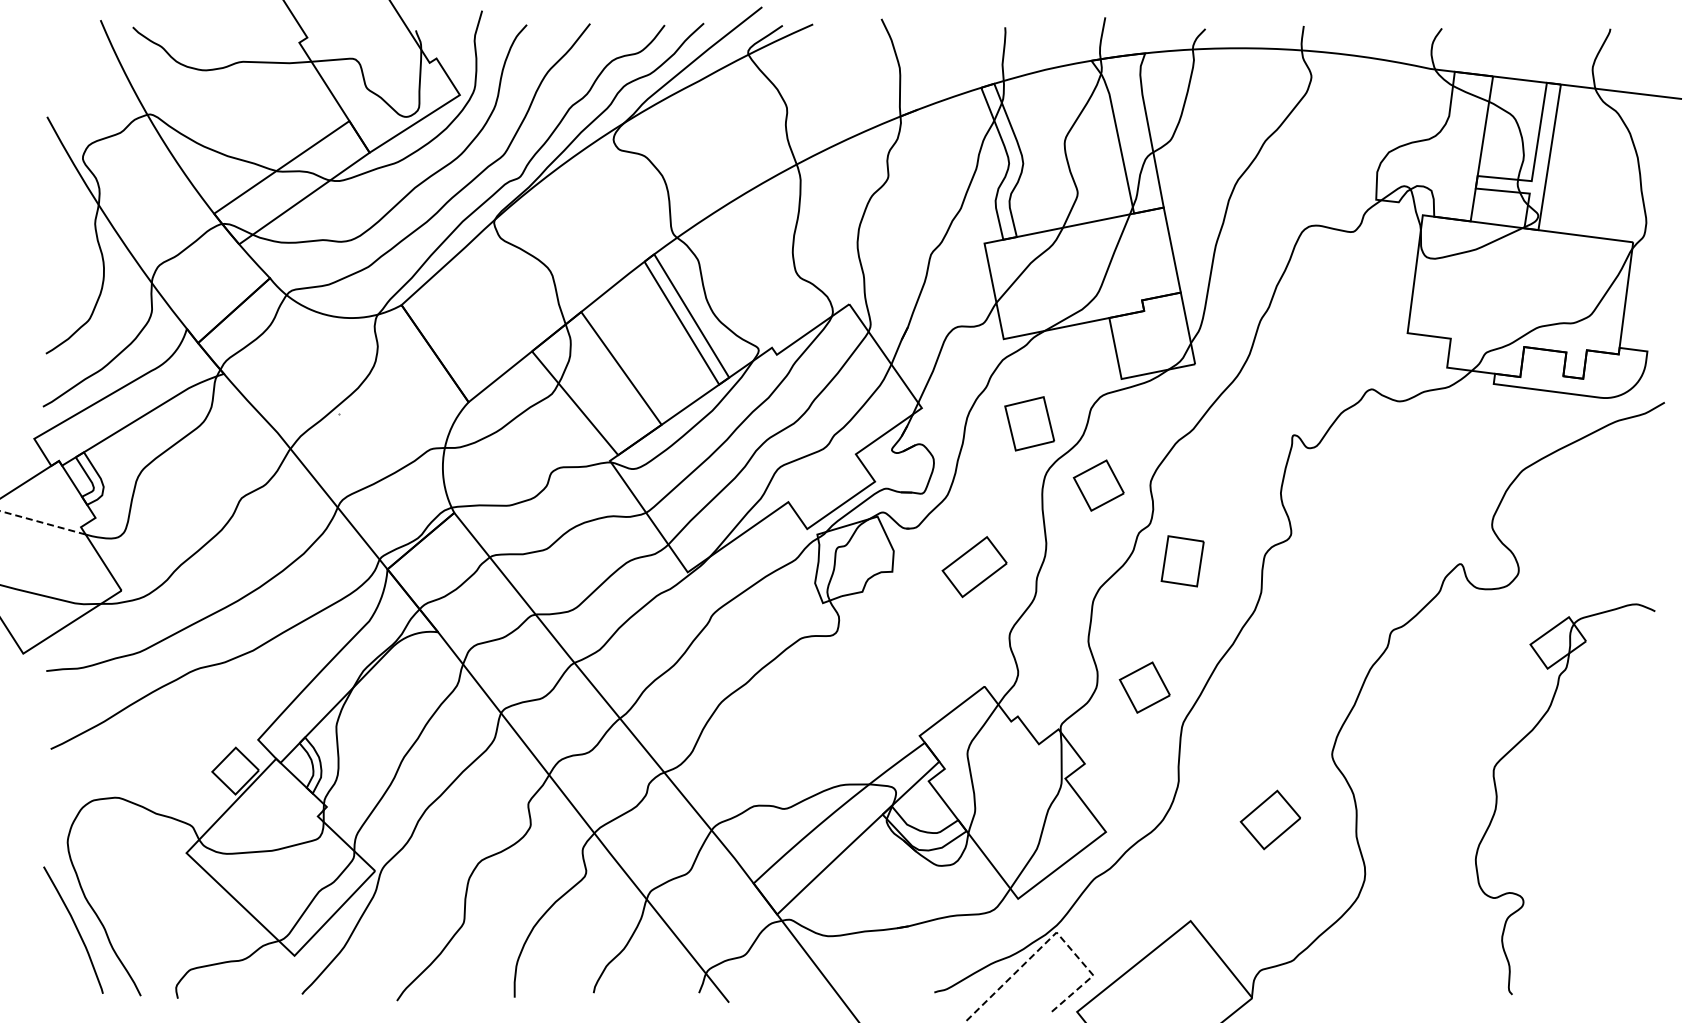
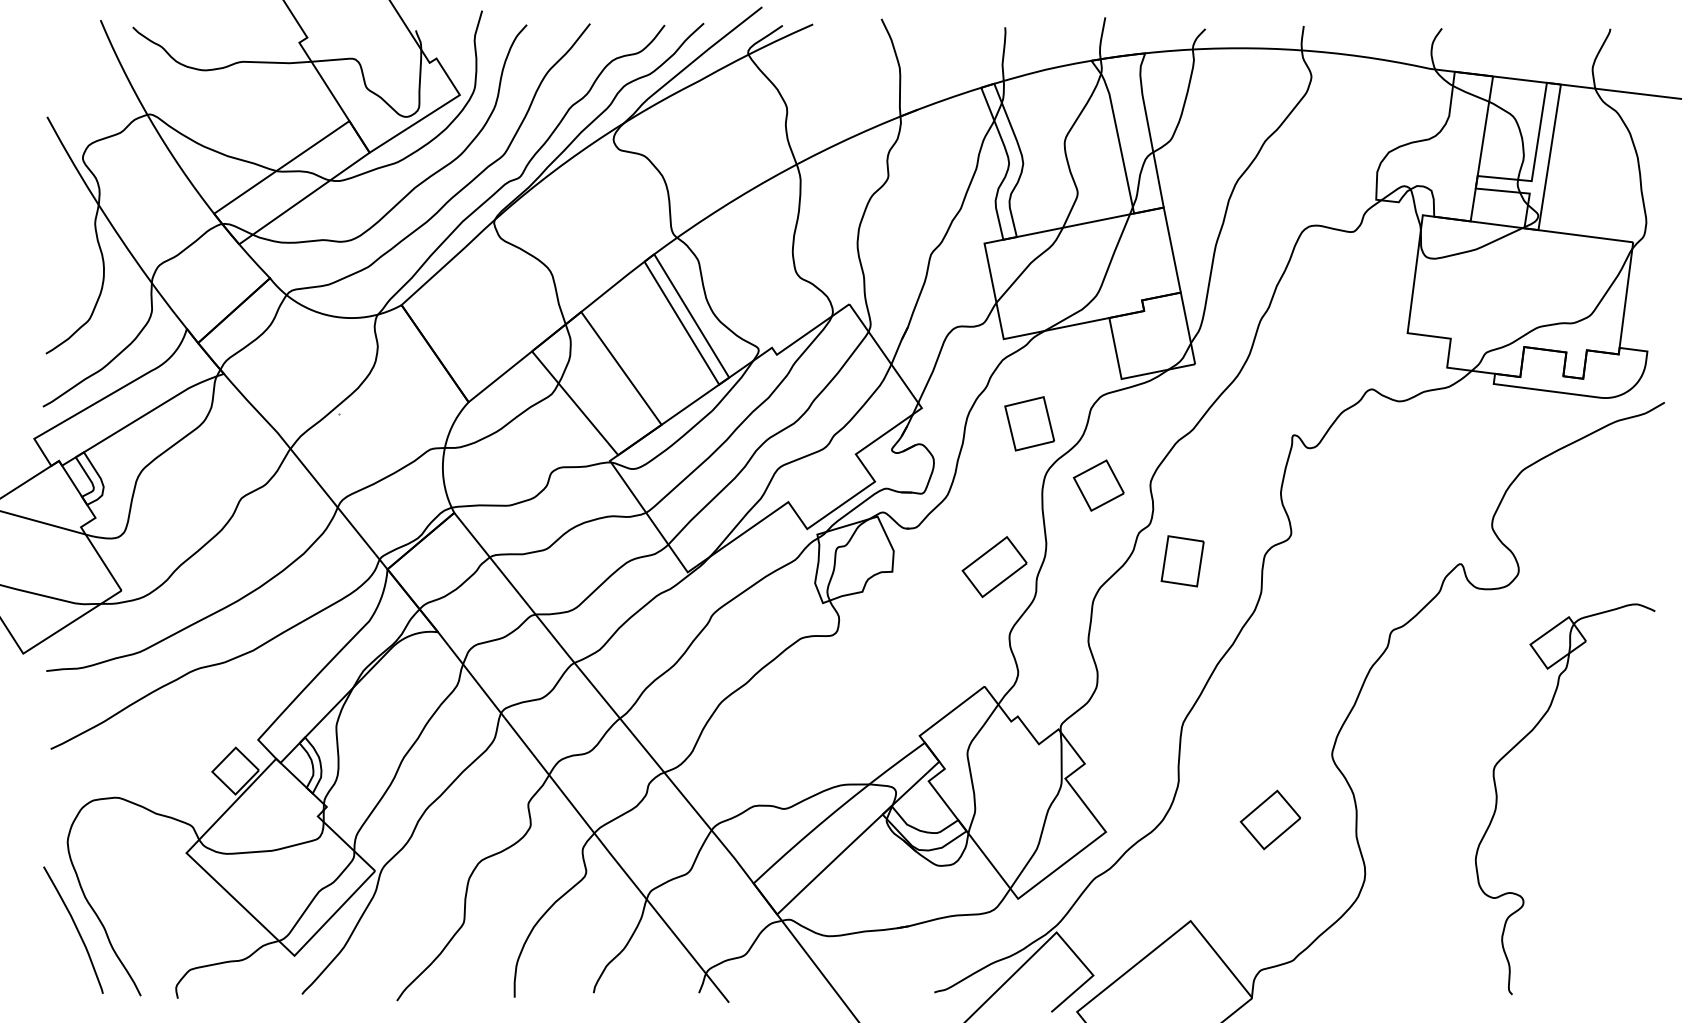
line: dashed -> solid (42, 522)
part position: (974, 567) -> (994, 567) (994, 567)
part: present -> none (1144, 687)
line: dashed -> solid (1051, 937)
